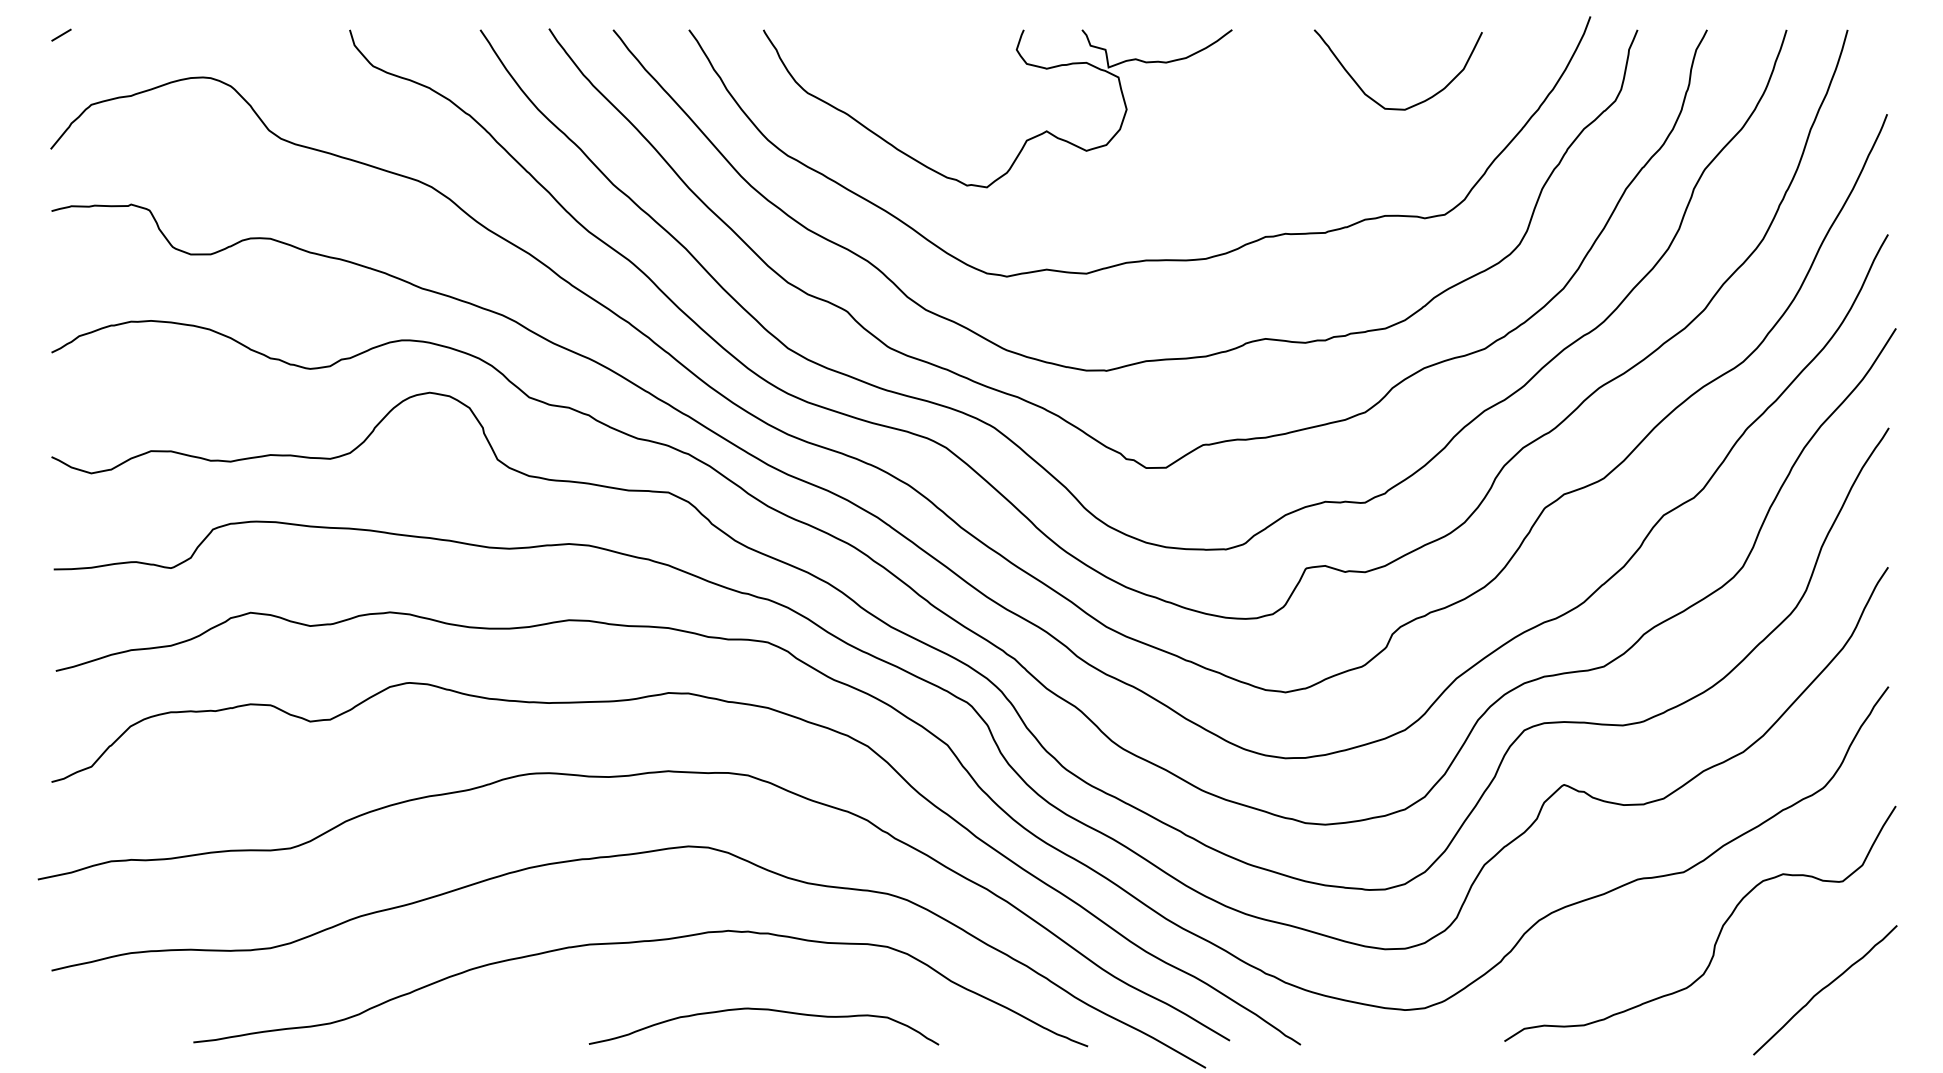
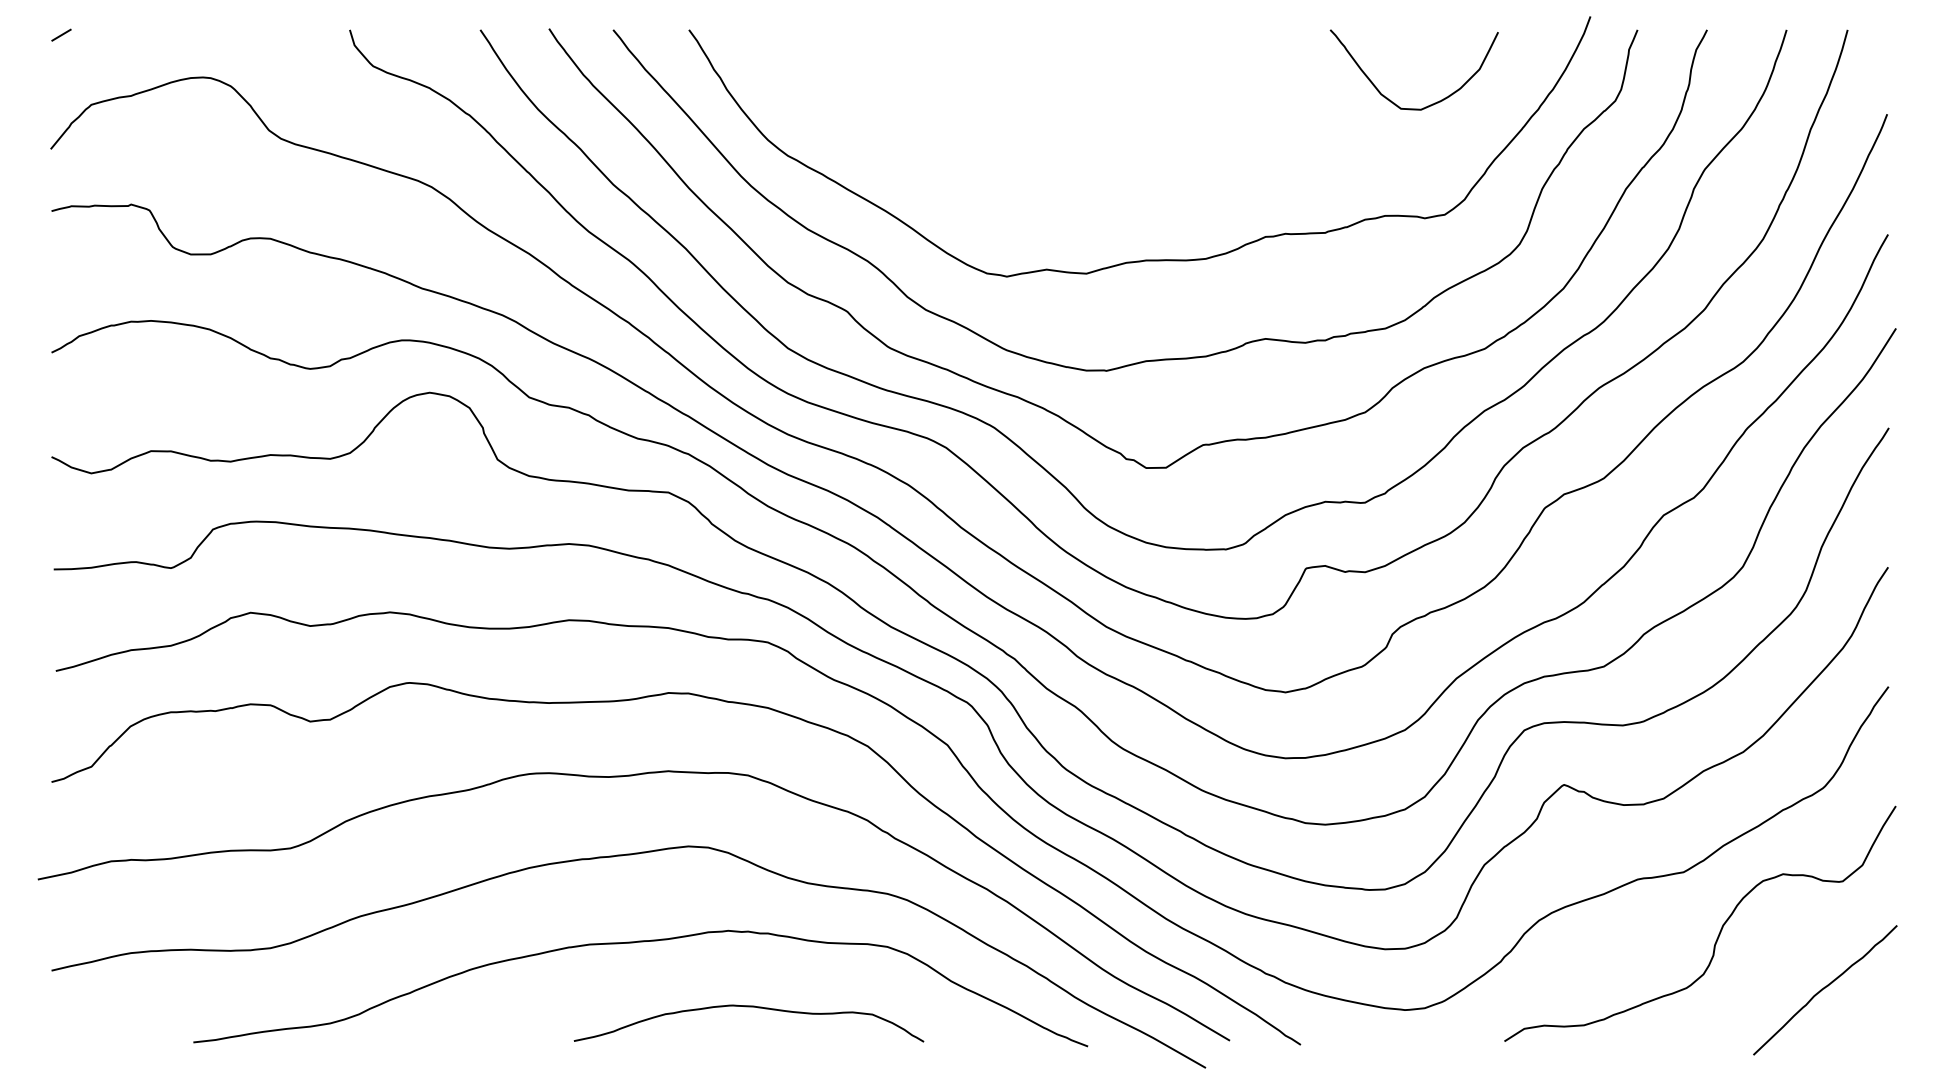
curve position: (1374, 99) -> (1390, 99) (1390, 99)
part: present -> none (1026, 139)
curve position: (763, 1010) -> (748, 1007) (748, 1007)
